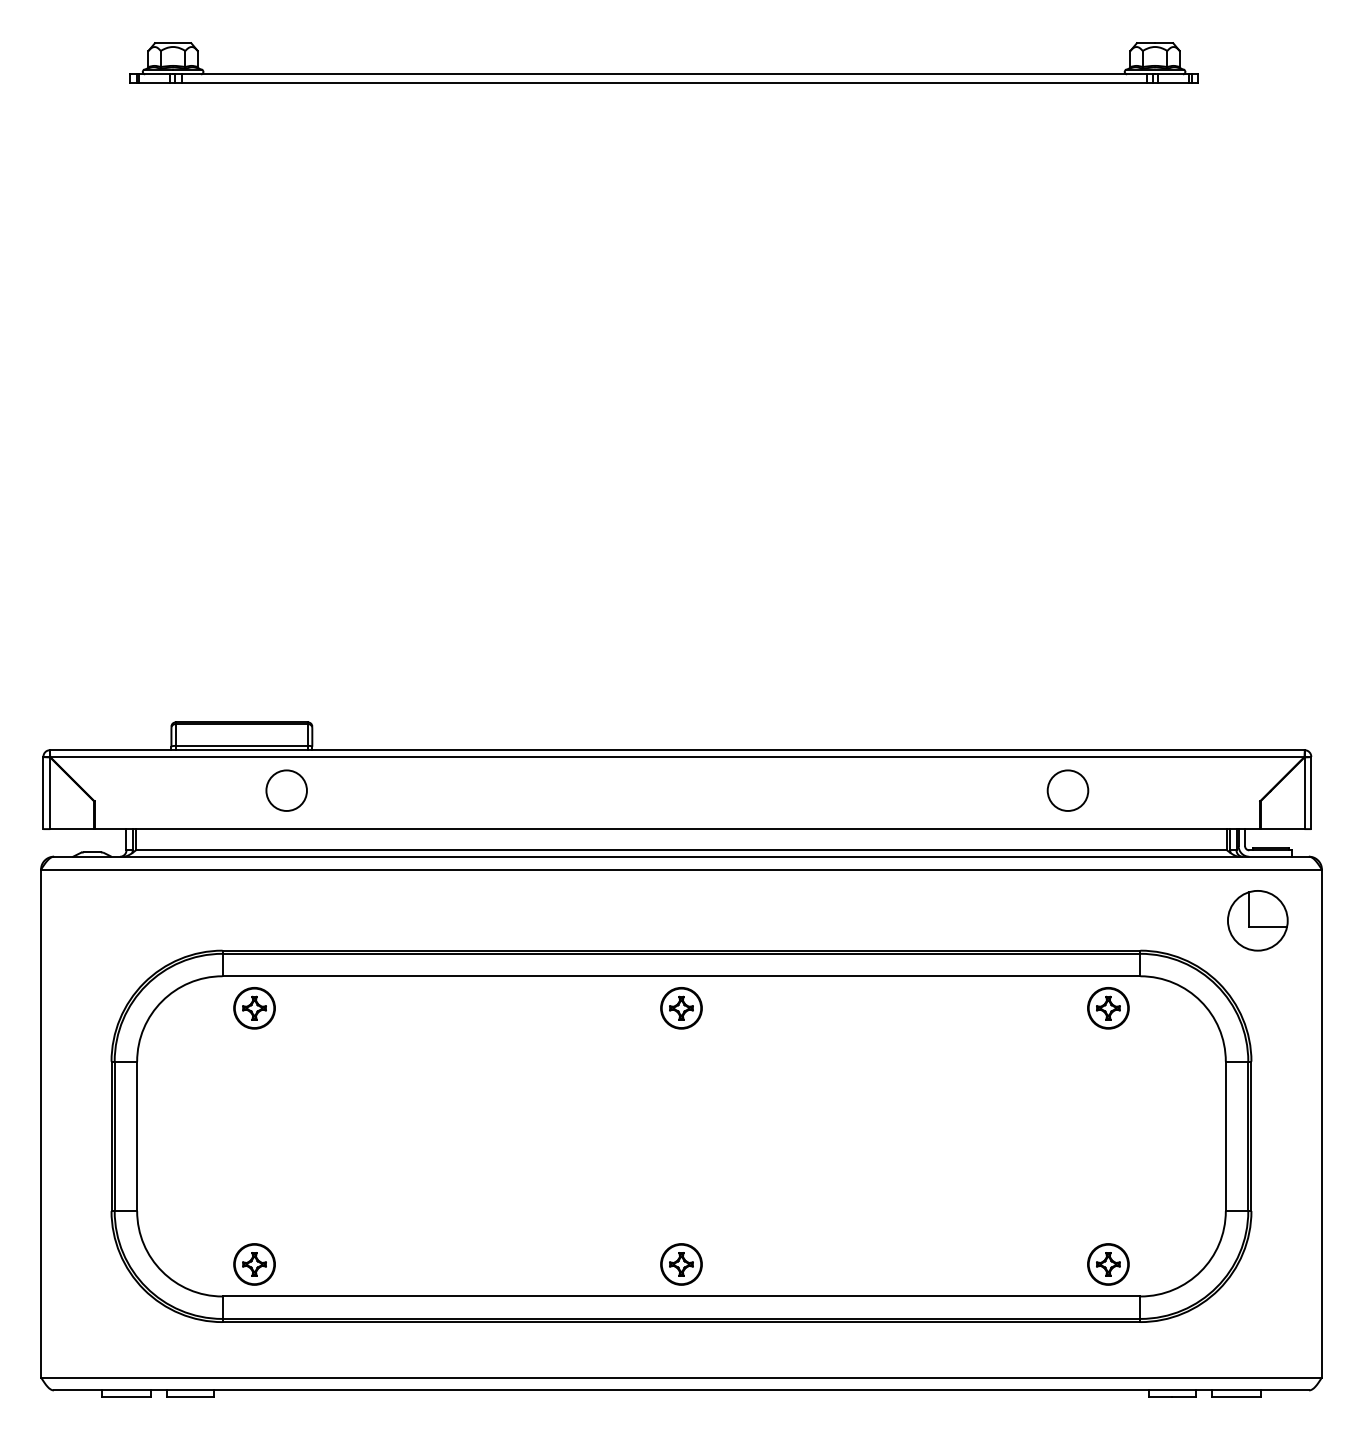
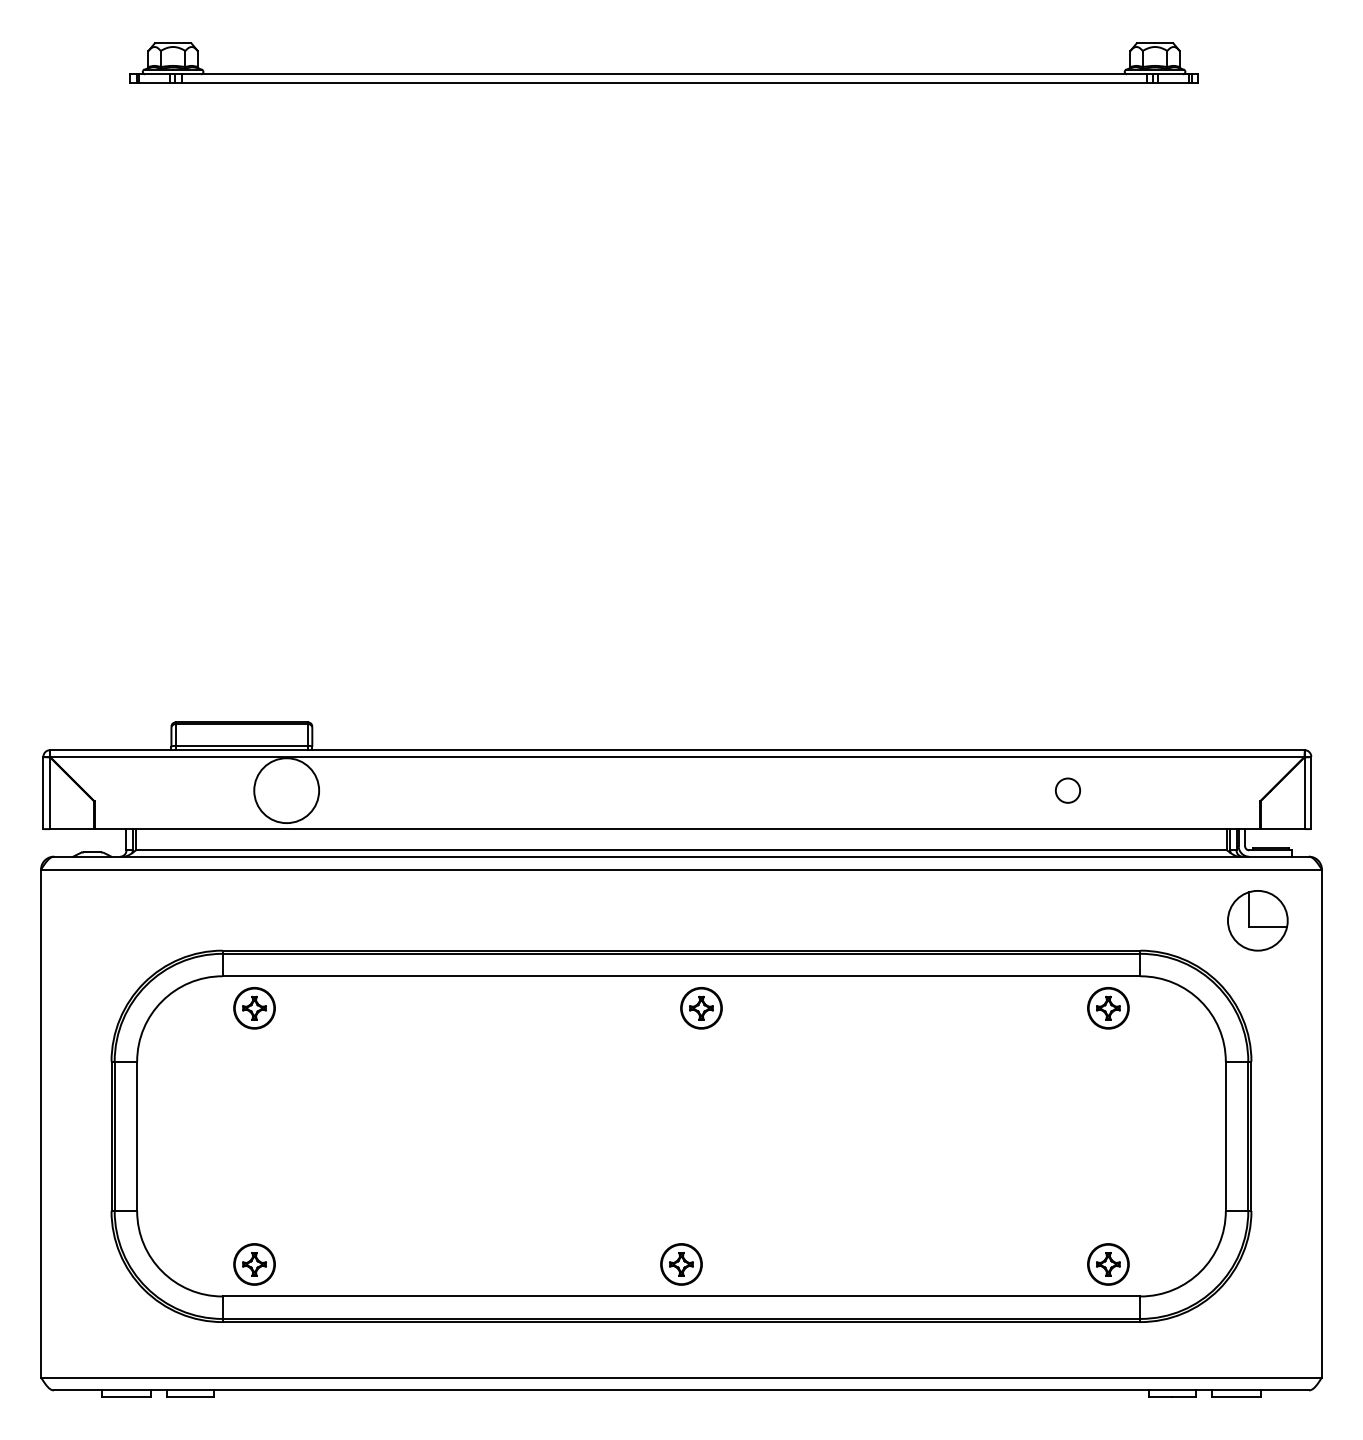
circle diameter: 41 px -> 65 px (286, 790)
circle diameter: 41 px -> 24 px (1067, 790)
part position: (681, 1008) -> (701, 1008) (701, 1008)
